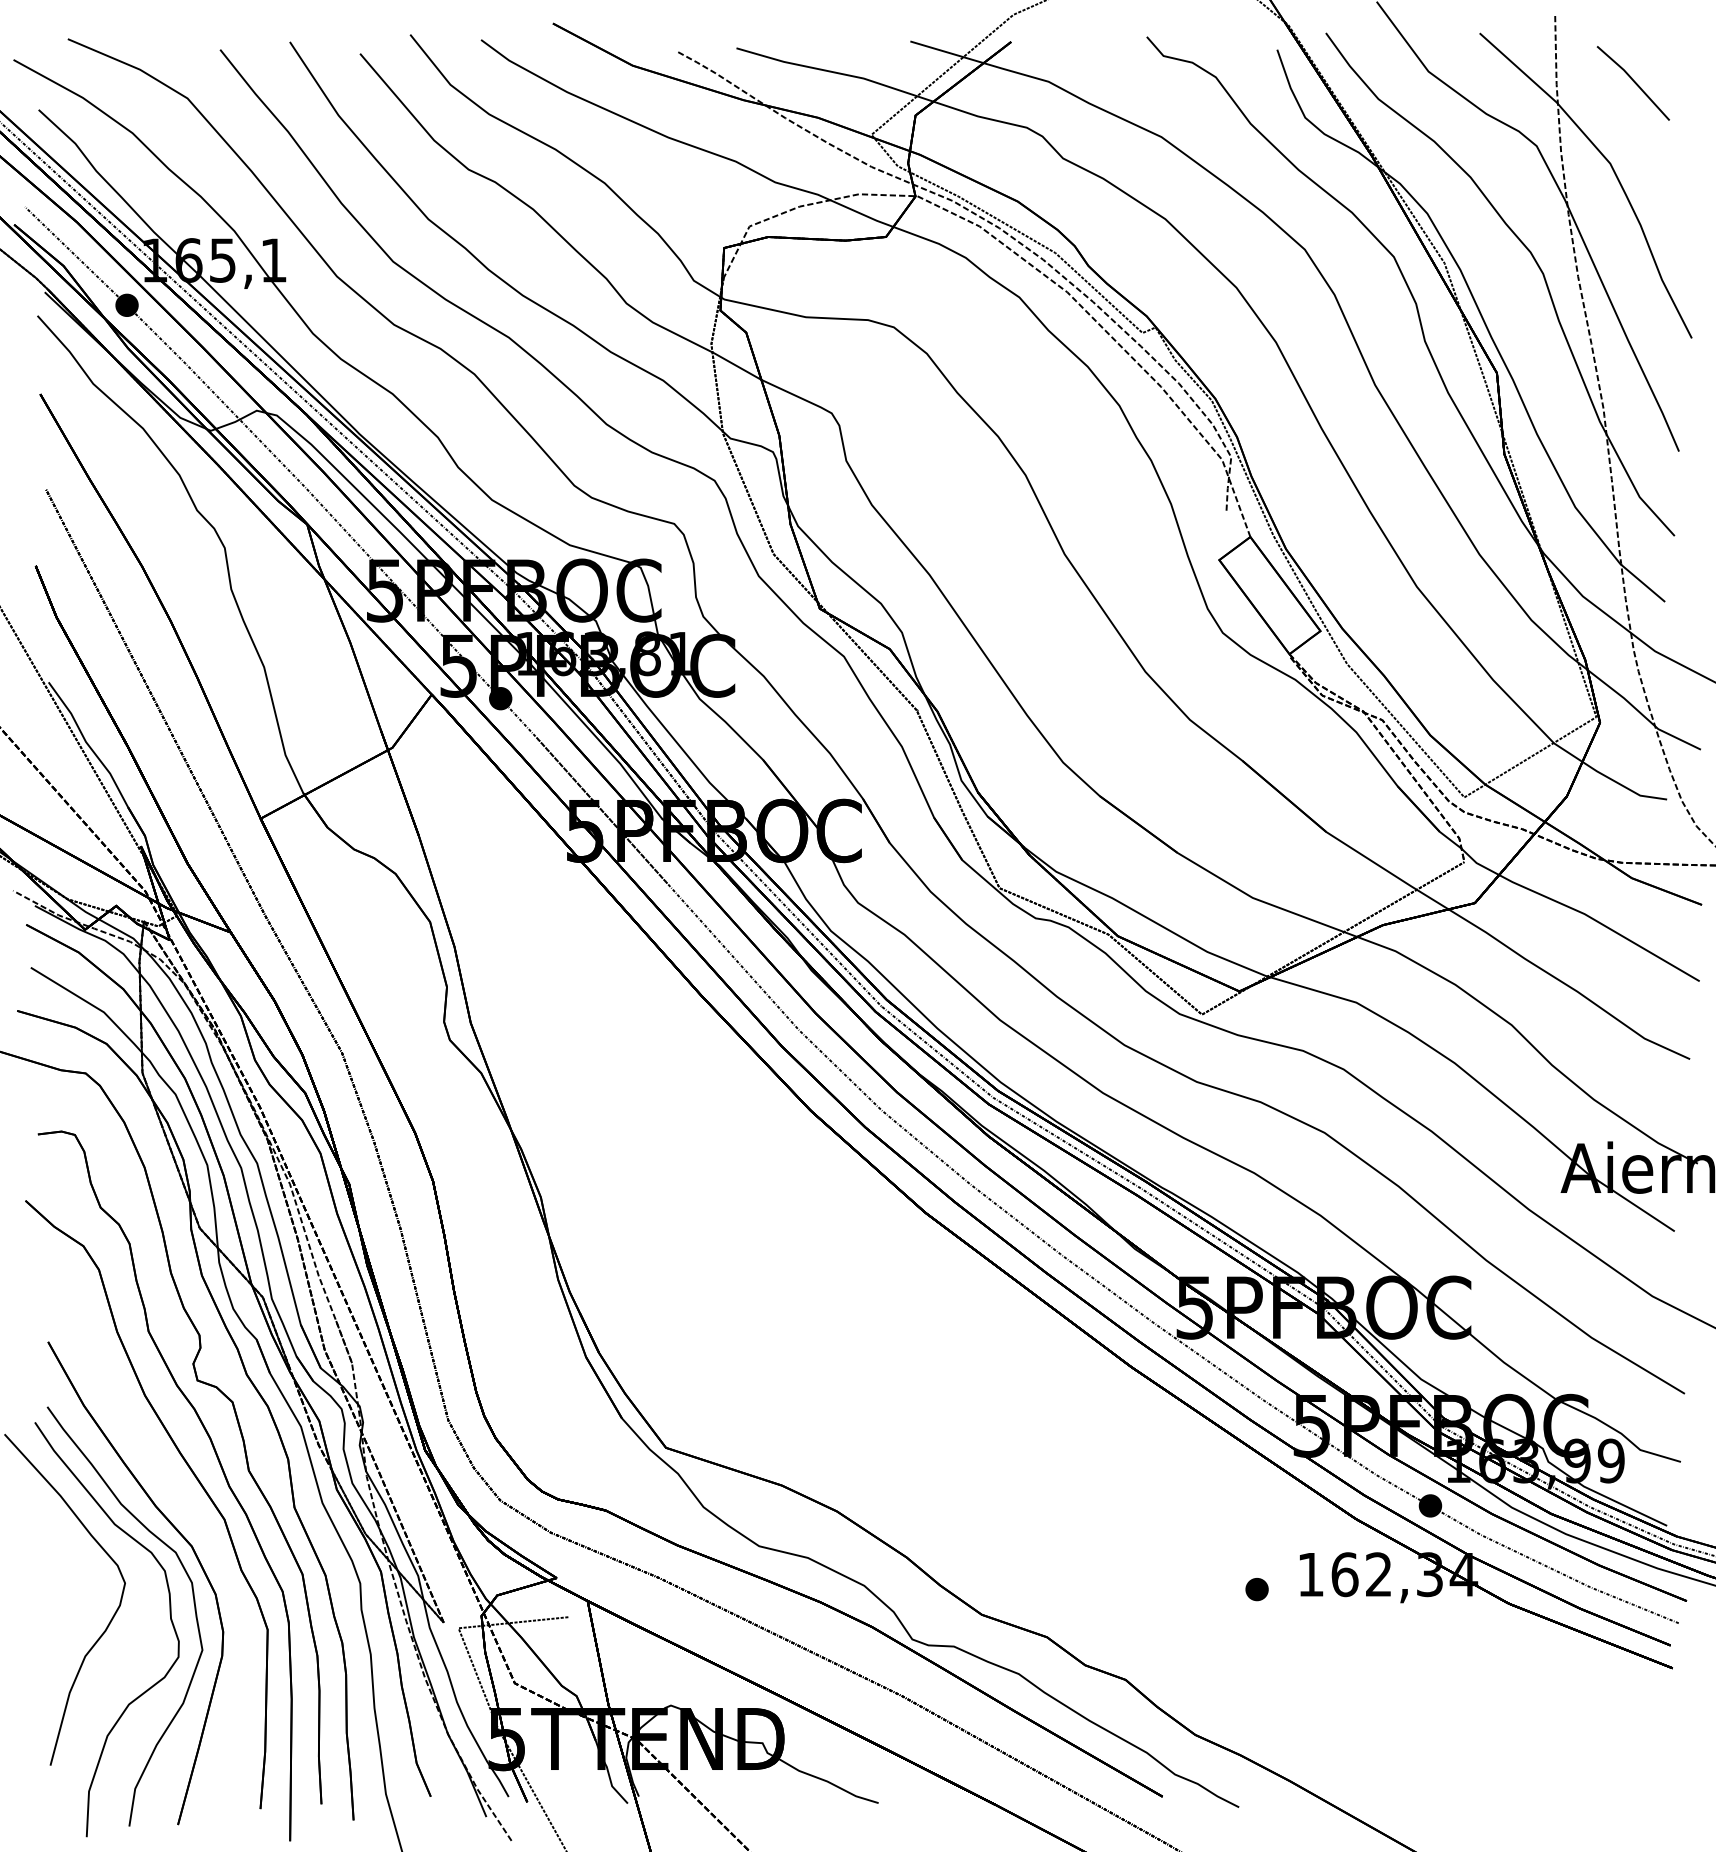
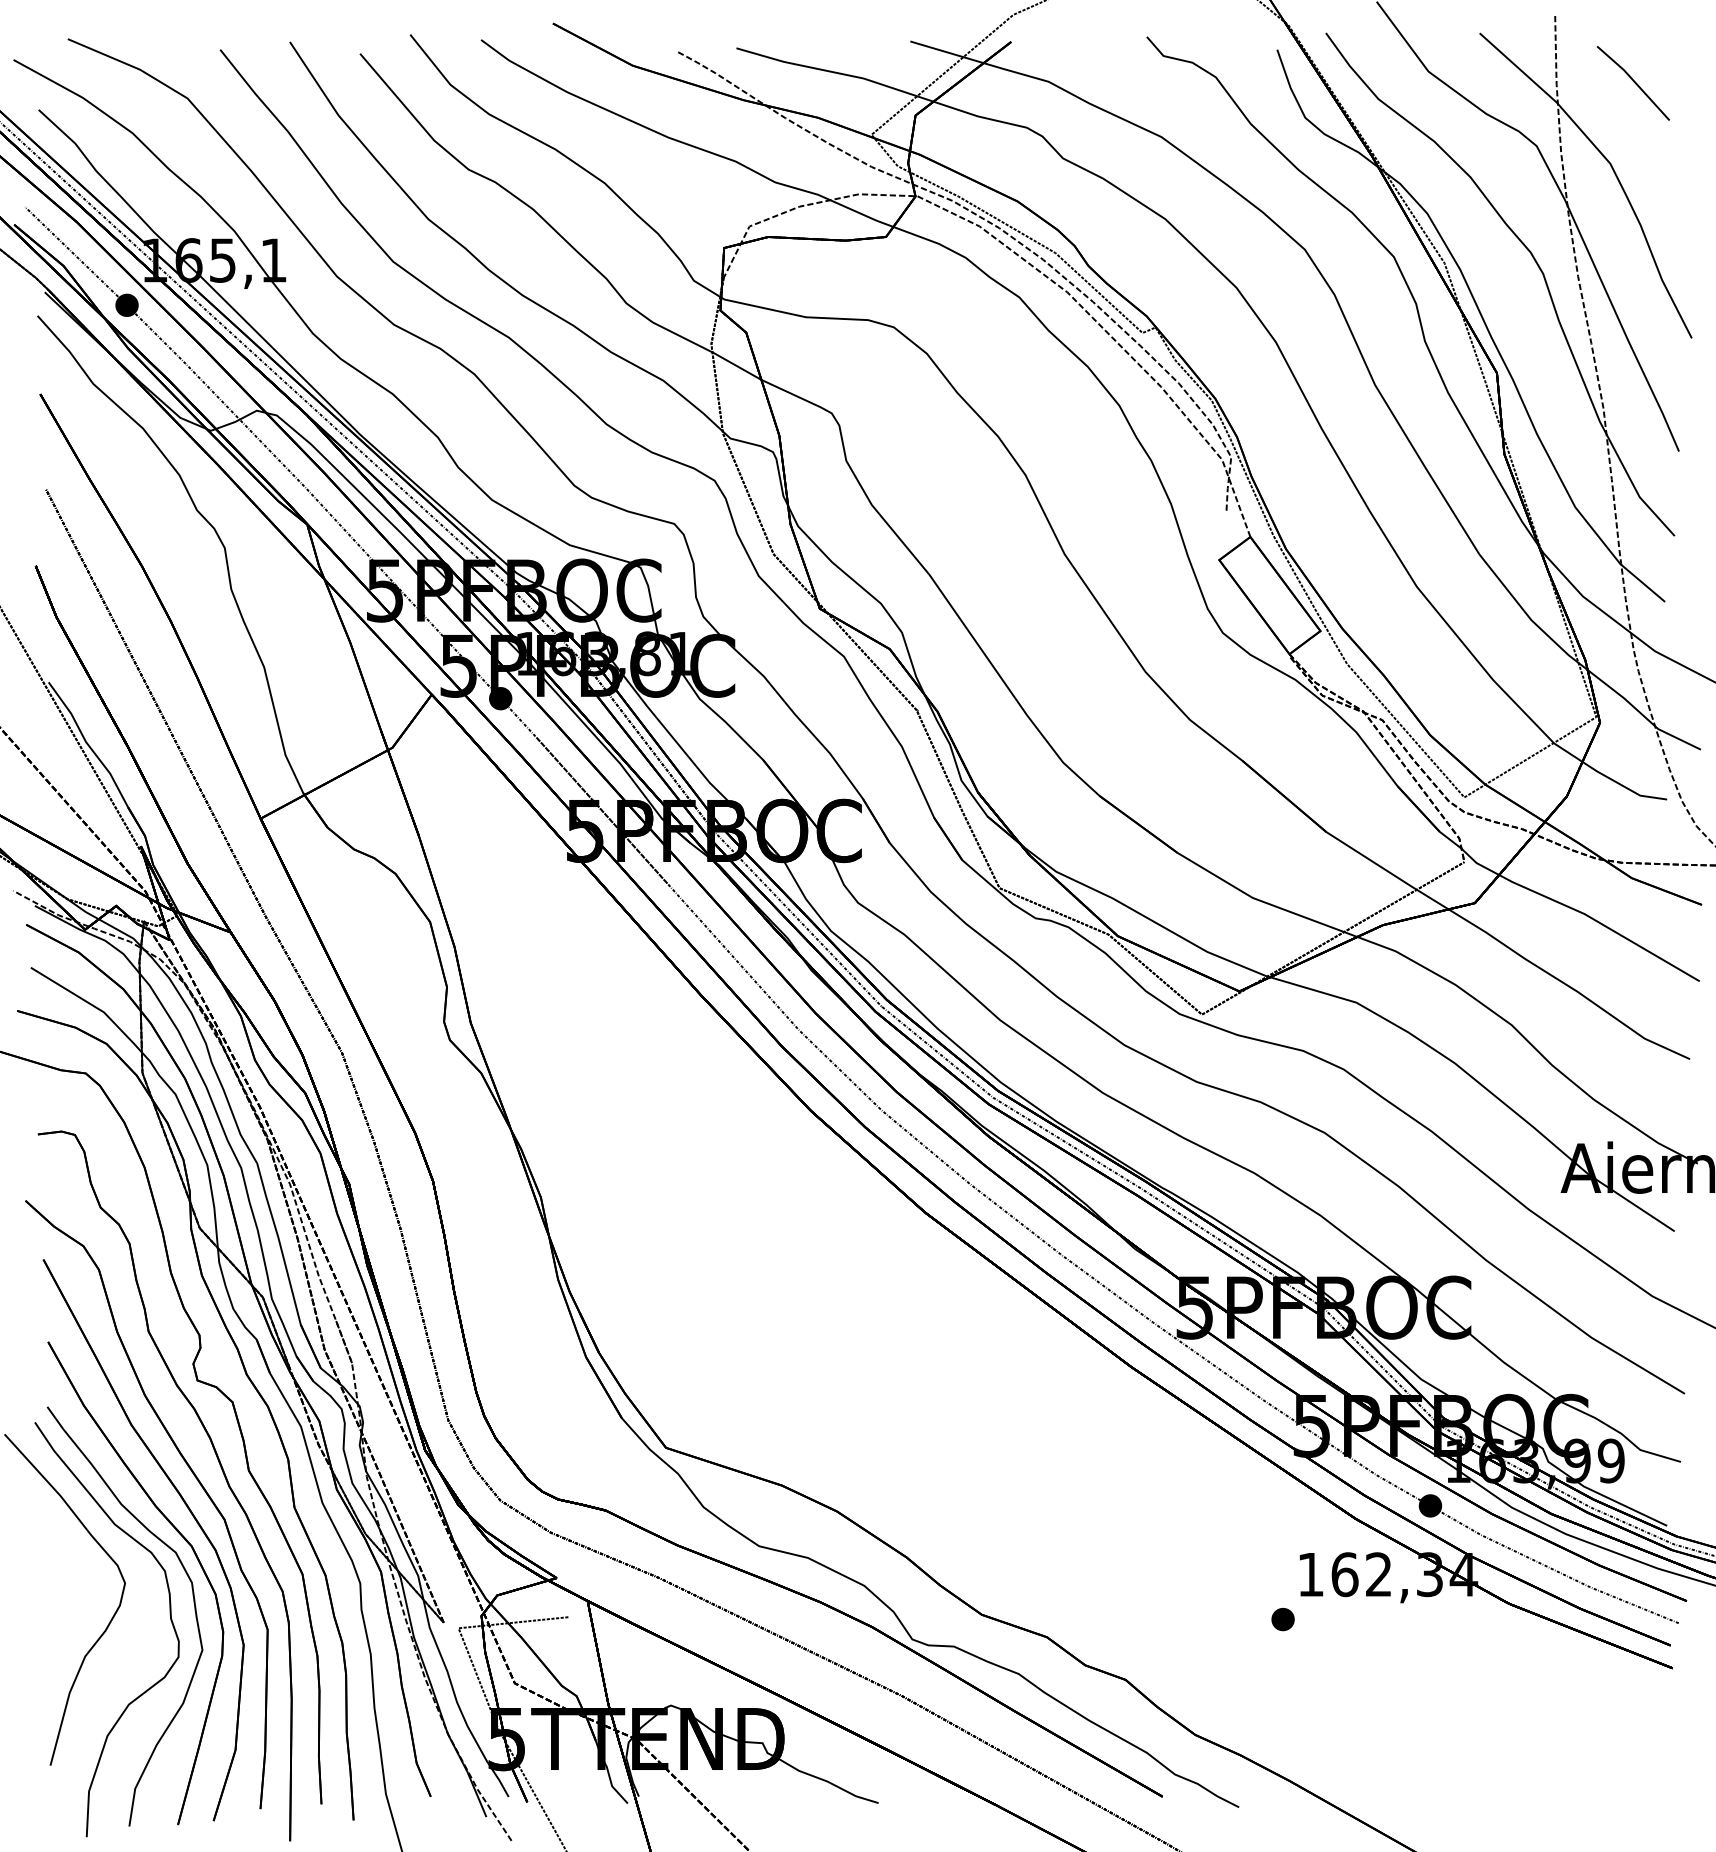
part: none -> present (188, 1510)
part position: (1256, 1589) -> (1282, 1619) (1282, 1619)
